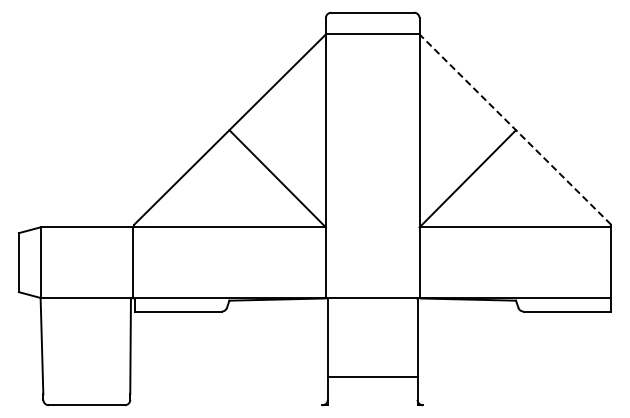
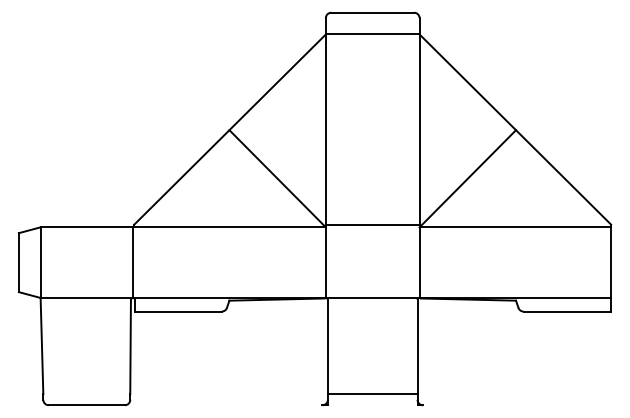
line: dashed -> solid (515, 129)
line: none -> present (372, 224)
line position: (372, 377) -> (372, 394) (372, 394)
